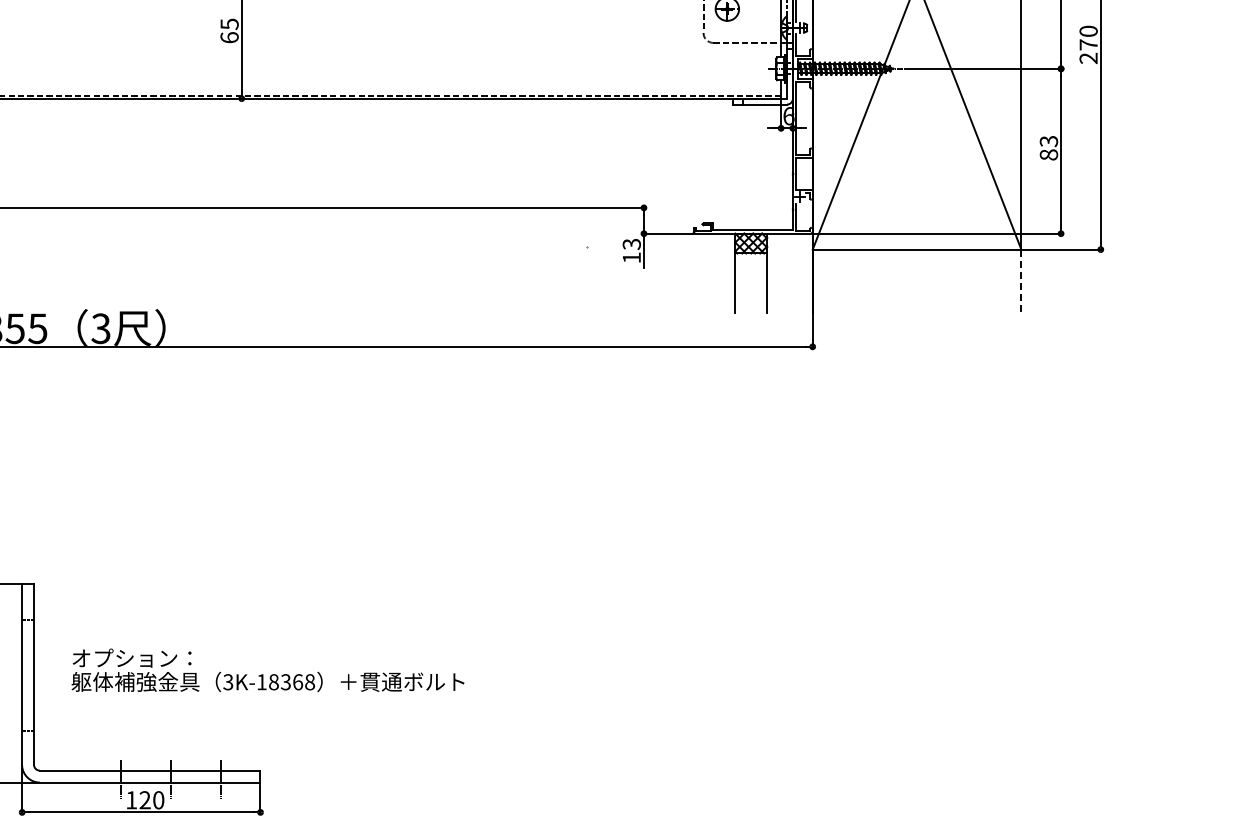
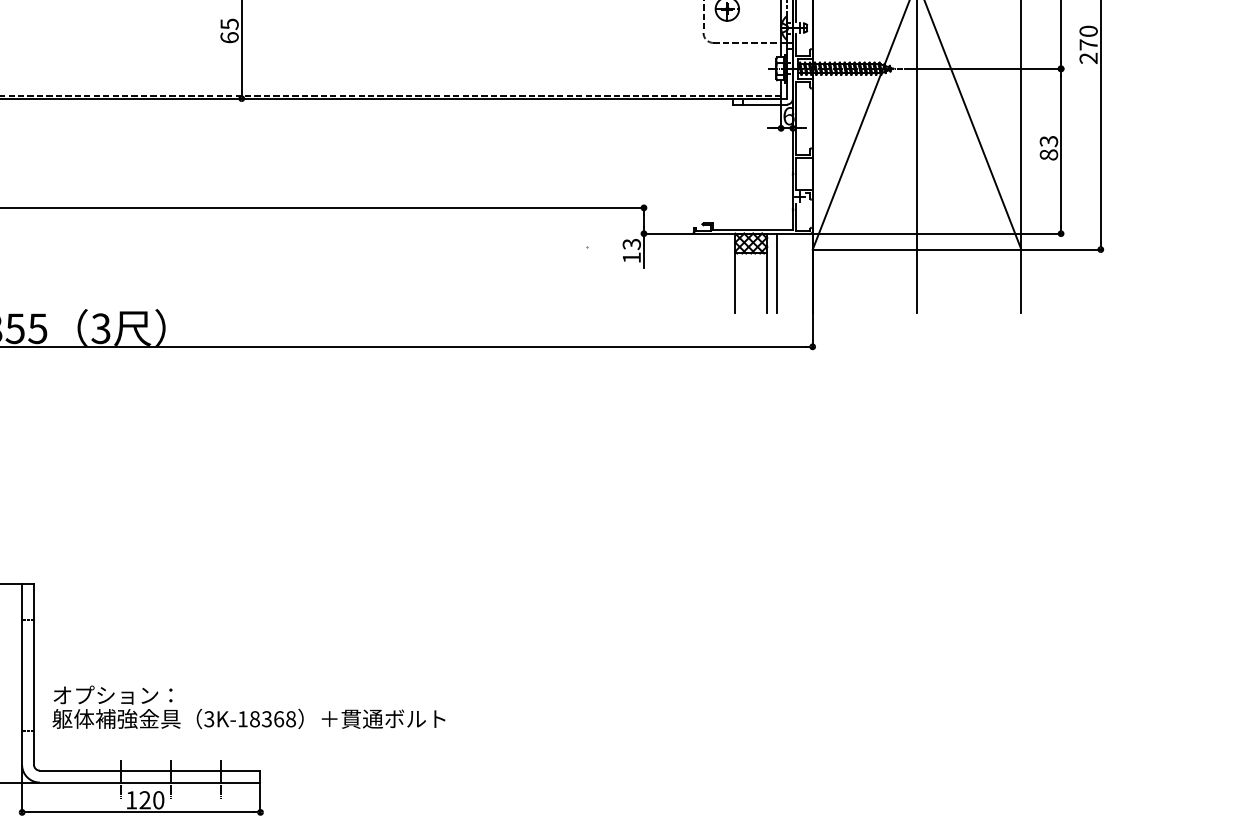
line: none -> present (917, 157)
line: none -> present (777, 273)
line: dashed -> solid (1021, 281)
text position: (267, 669) -> (248, 706) (248, 706)
